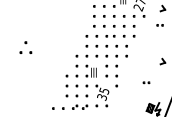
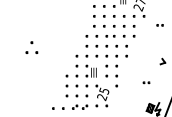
part: present -> none (162, 8)
part position: (25, 47) -> (31, 47) (31, 47)
text: 35 -> 25 (102, 97)
